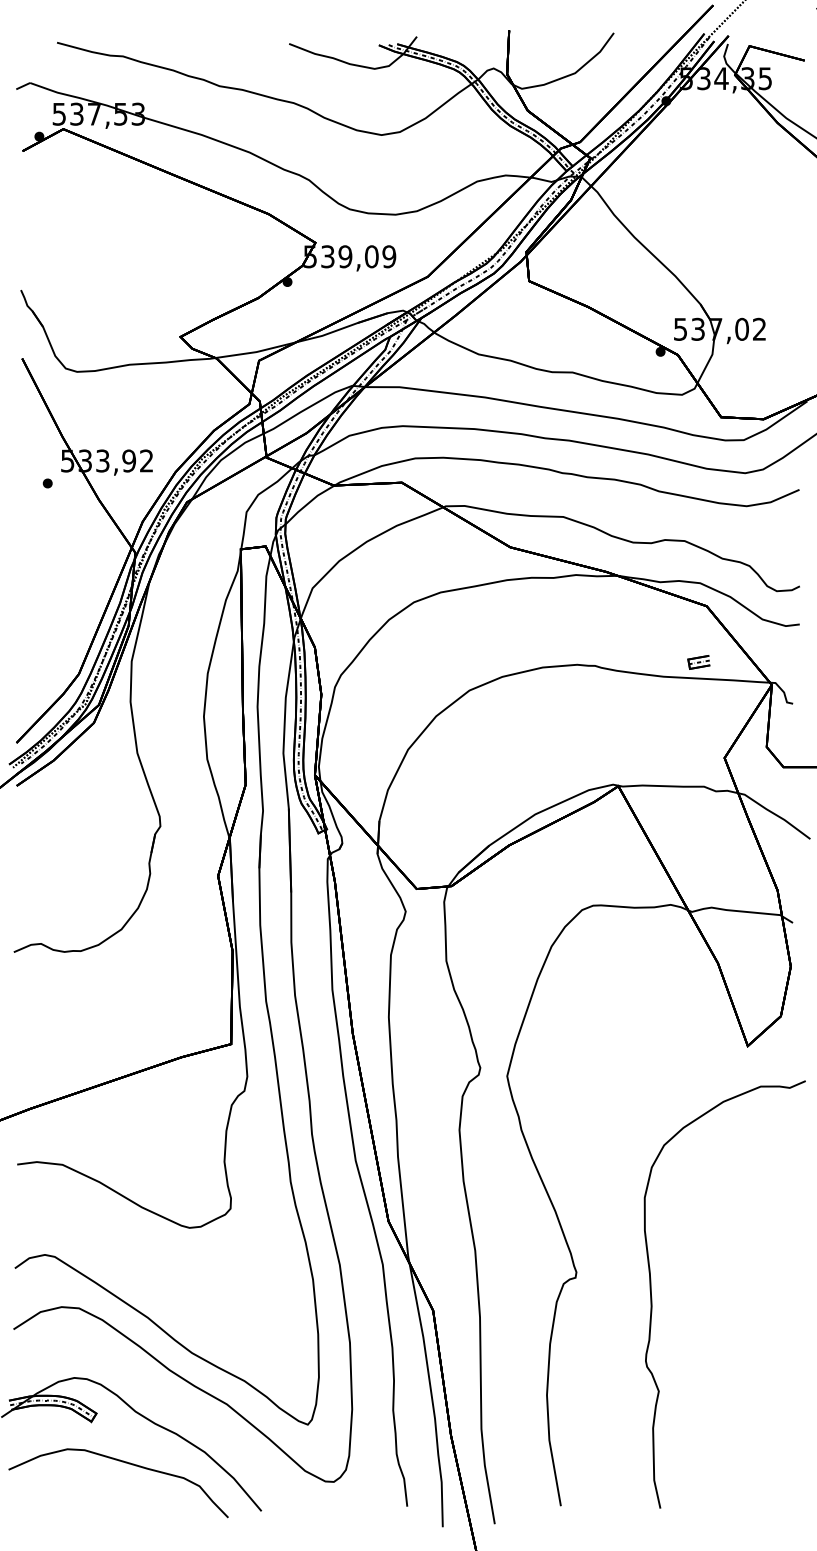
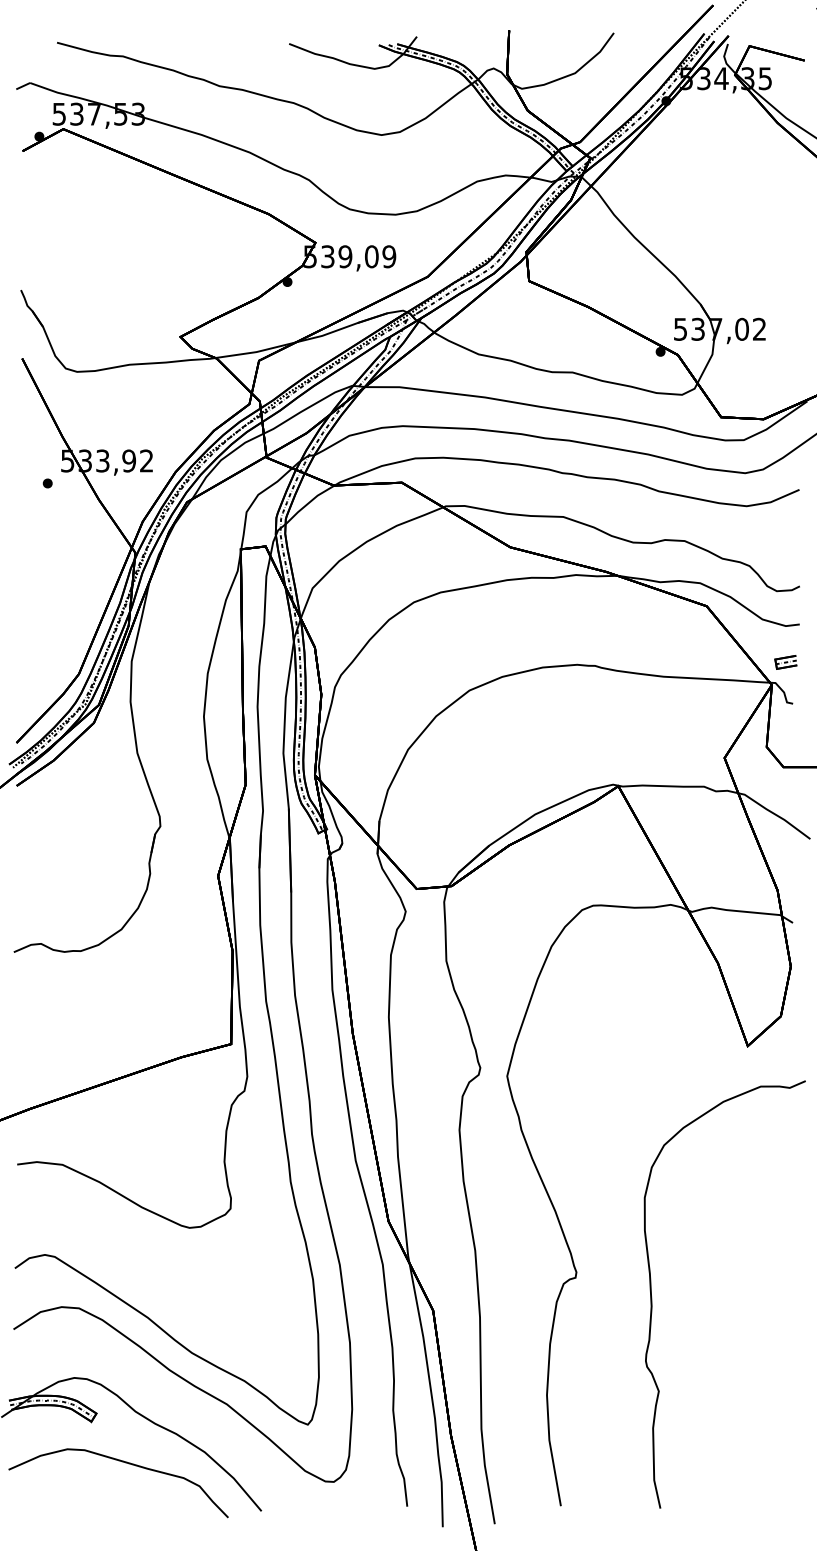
part position: (698, 662) -> (785, 662) (785, 662)
